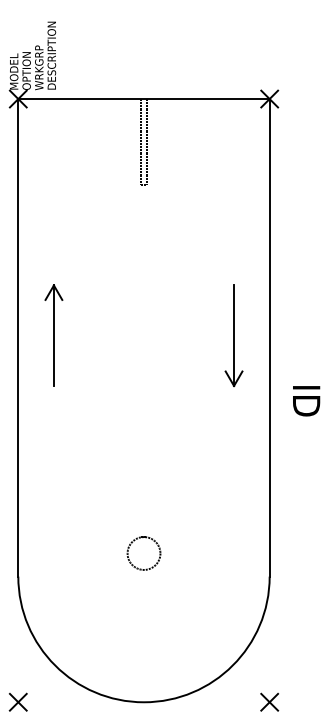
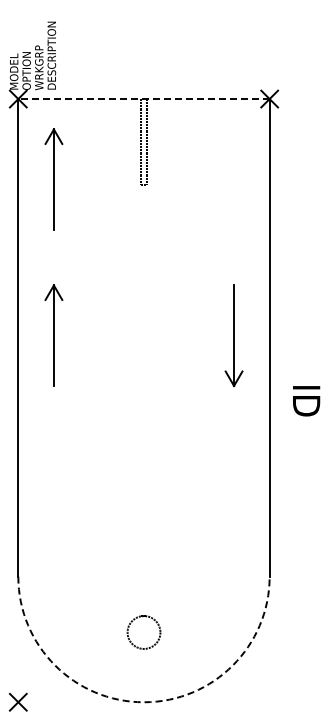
line: solid -> dashed (143, 99)
part: none -> present (53, 179)
part position: (133, 542) -> (133, 621) (133, 621)
part: present -> none (269, 701)
arc: solid -> dashed (143, 702)
